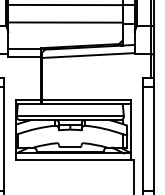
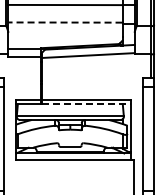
line: solid -> dashed (64, 22)
line: solid -> dashed (86, 104)
